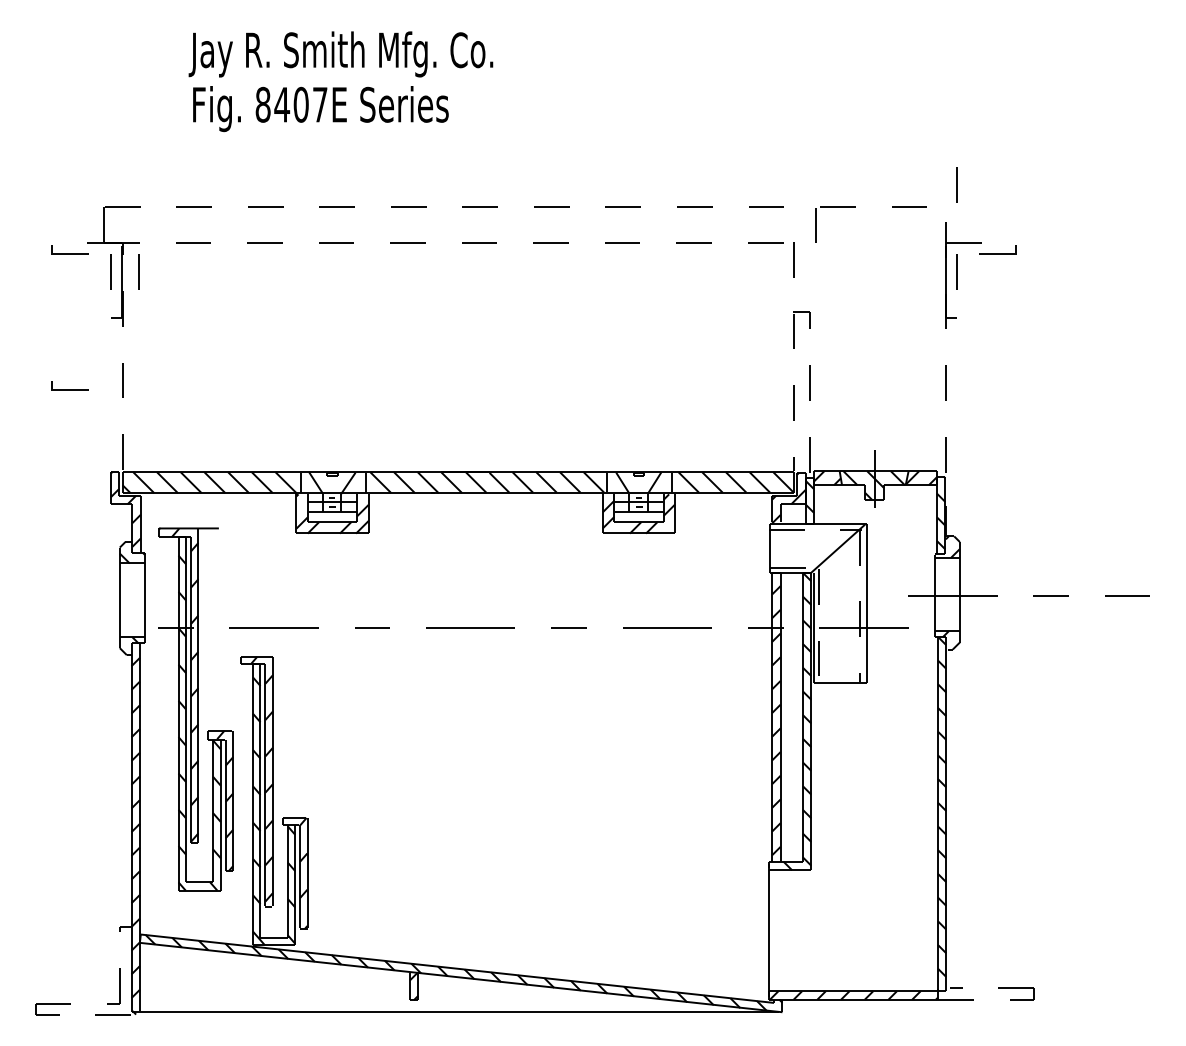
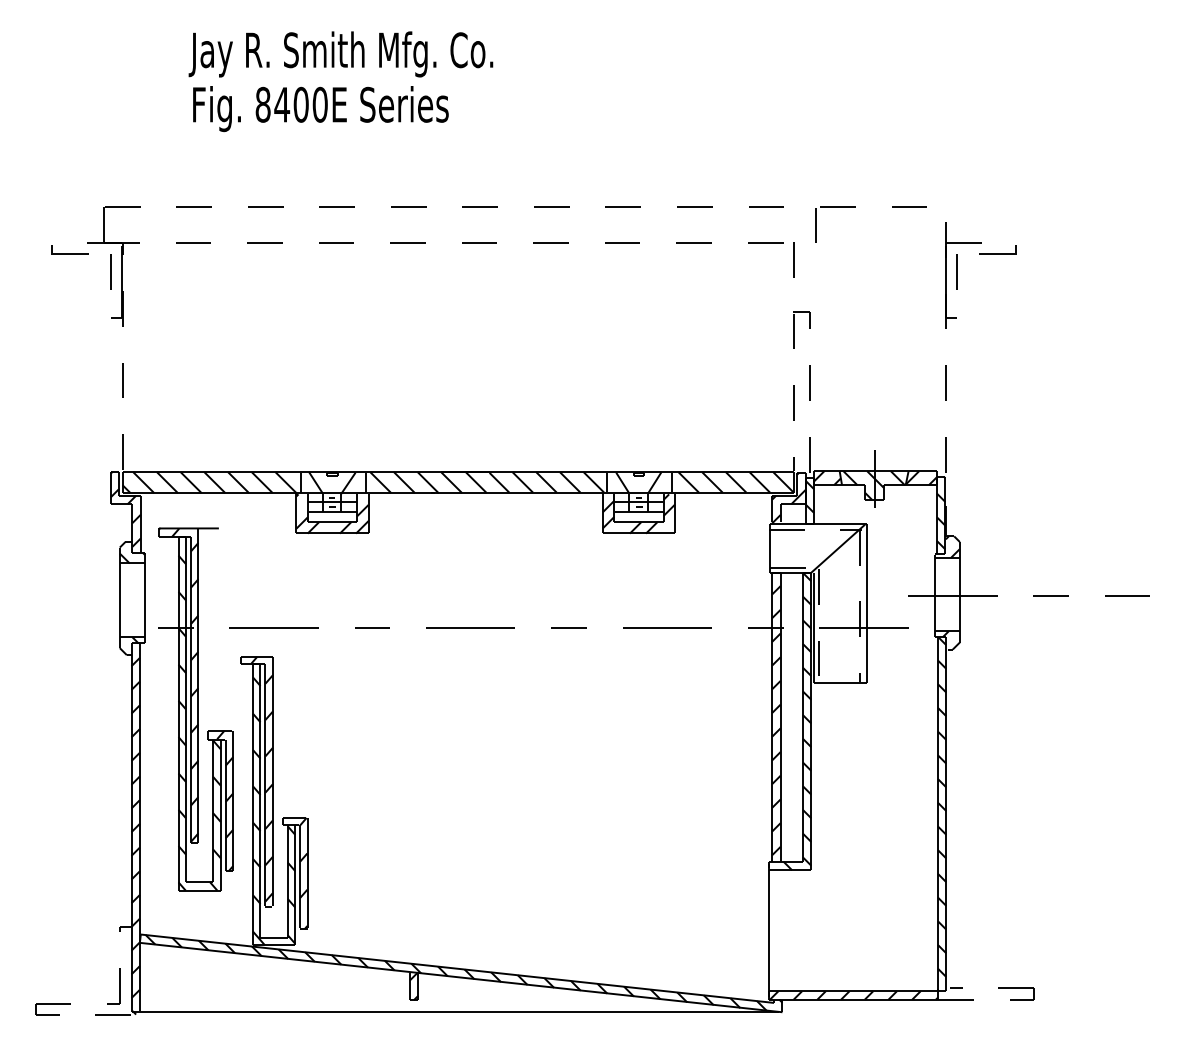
text: 8407E -> 8400E (319, 104)
line: present -> none (956, 184)
line: present -> none (138, 271)
part: present -> none (69, 385)
